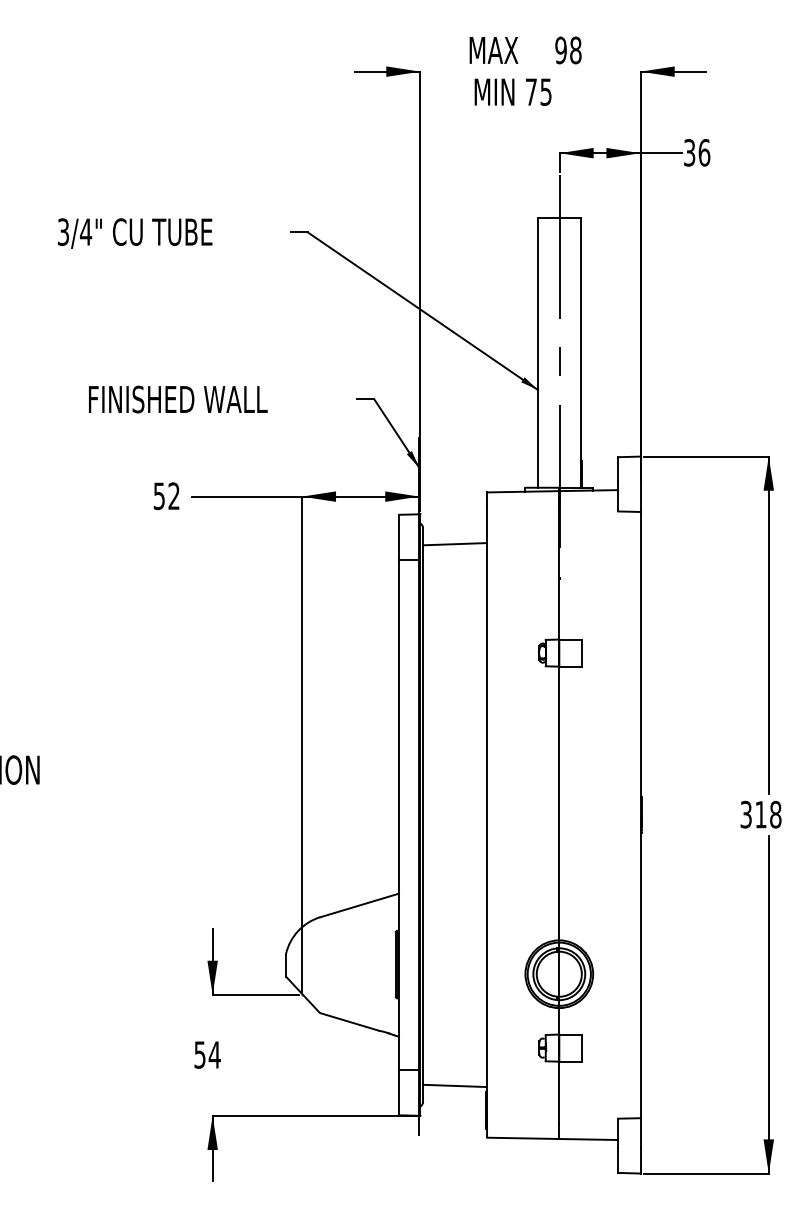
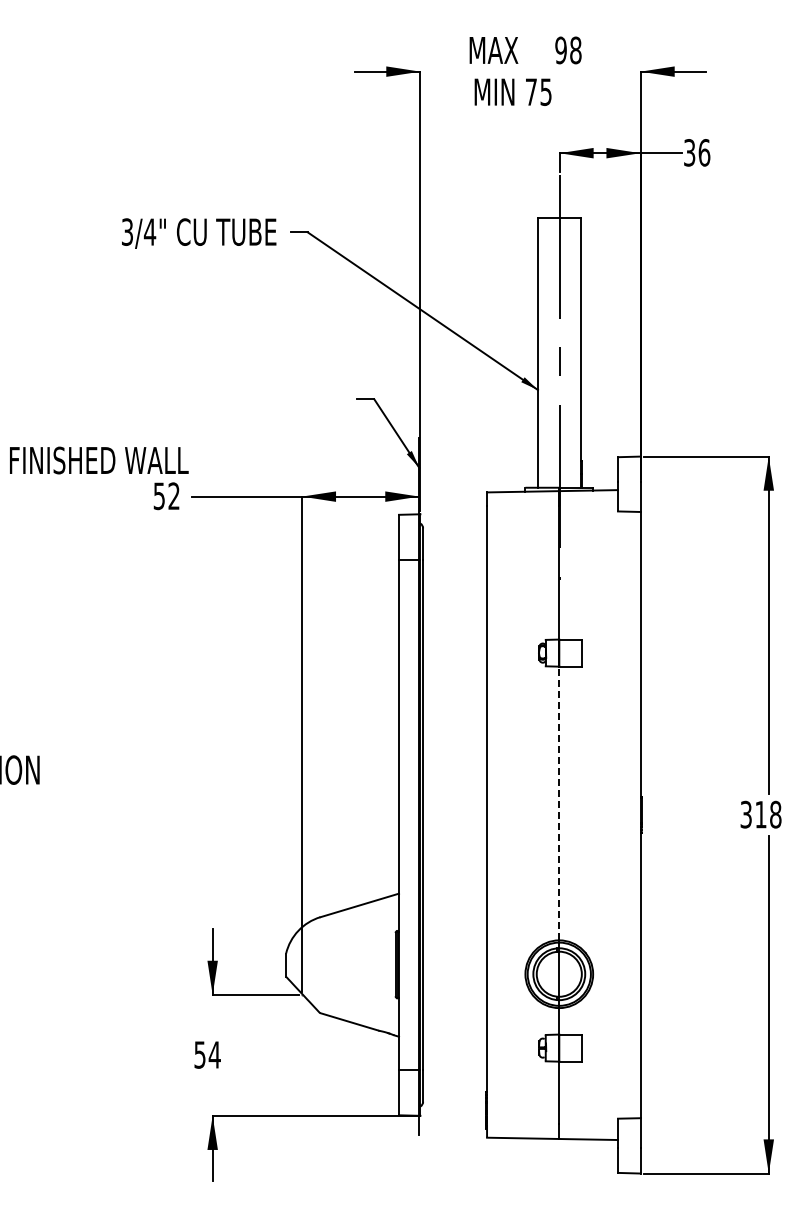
text position: (135, 233) -> (199, 233) (199, 233)
text position: (178, 399) -> (99, 460) (99, 460)
line: present -> none (455, 544)
line: solid -> dashed (559, 803)
line: present -> none (455, 1085)
